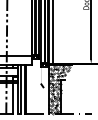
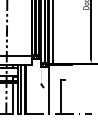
hatch: present -> none (58, 88)
